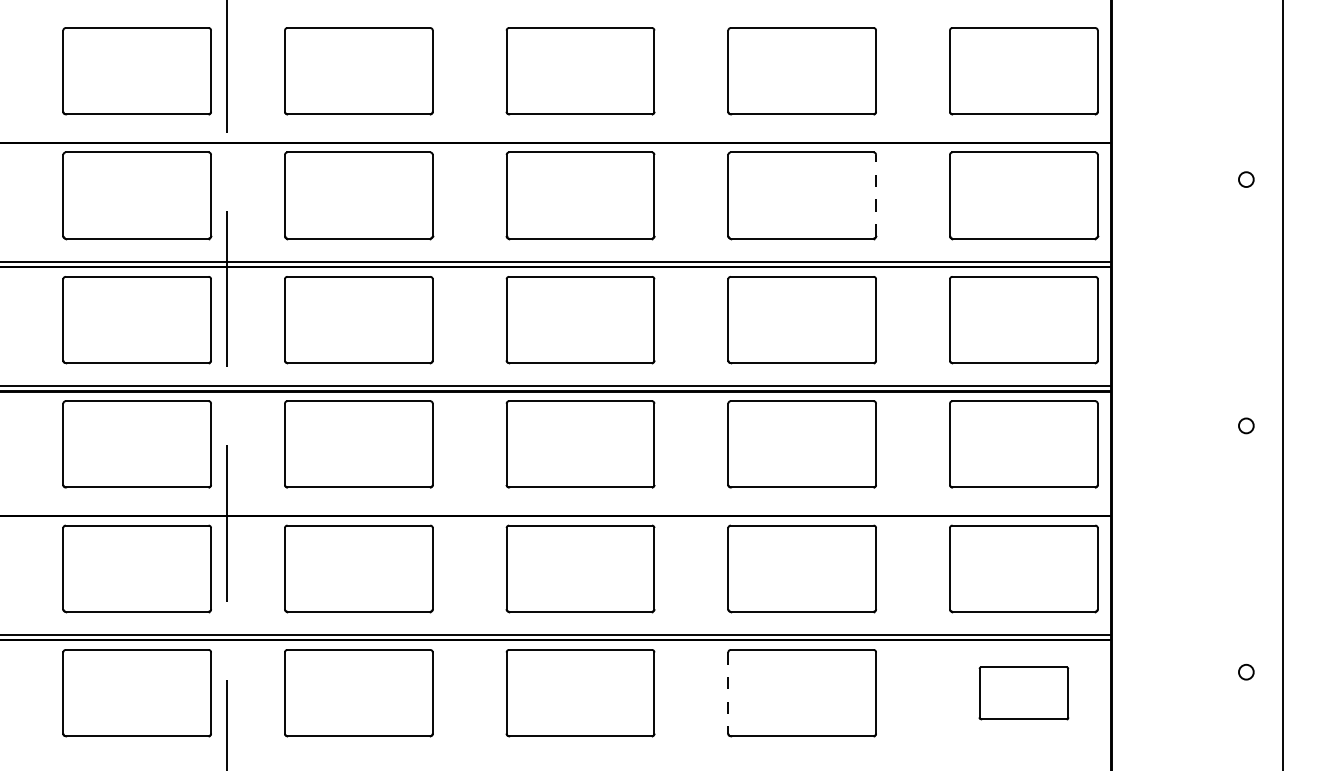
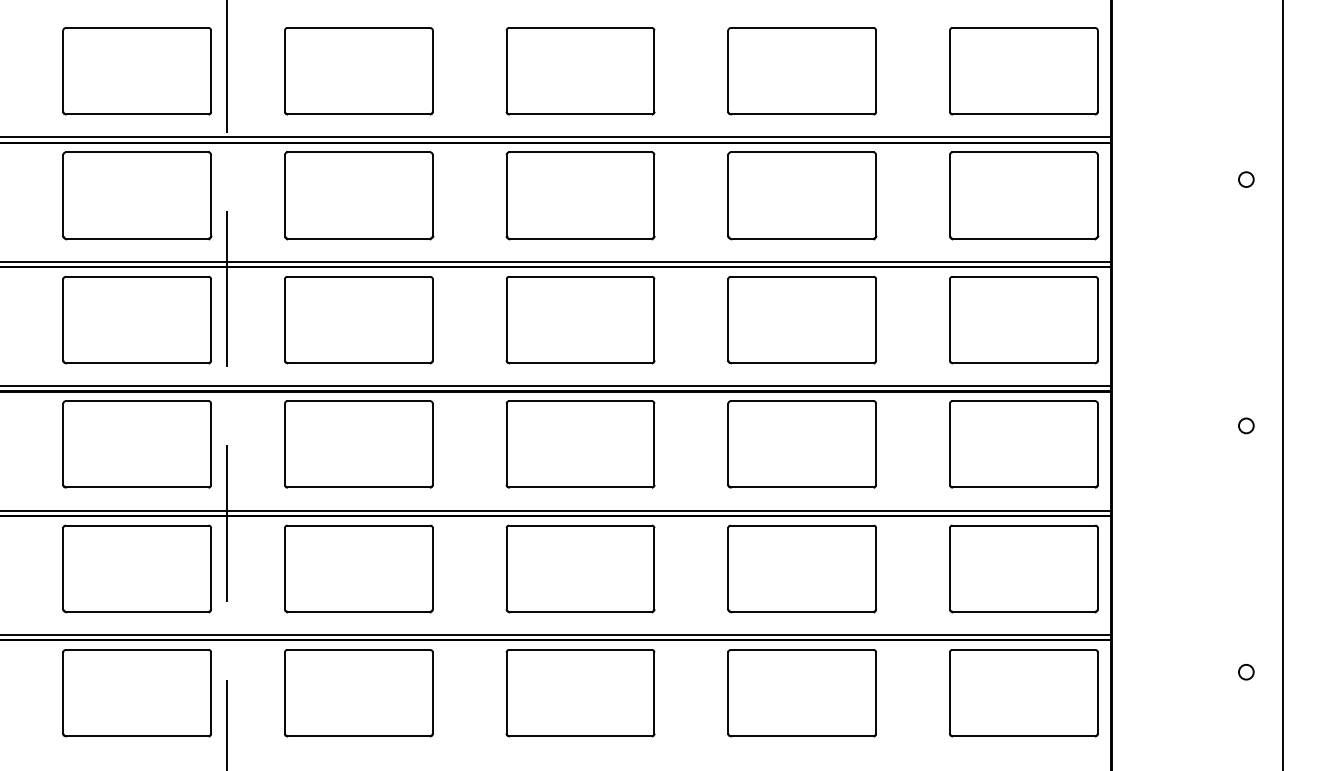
line: none -> present (556, 137)
line: dashed -> solid (876, 195)
line: none -> present (556, 510)
line: dashed -> solid (728, 693)
part size: 92x55 px -> 150x89 px (1023, 693)
